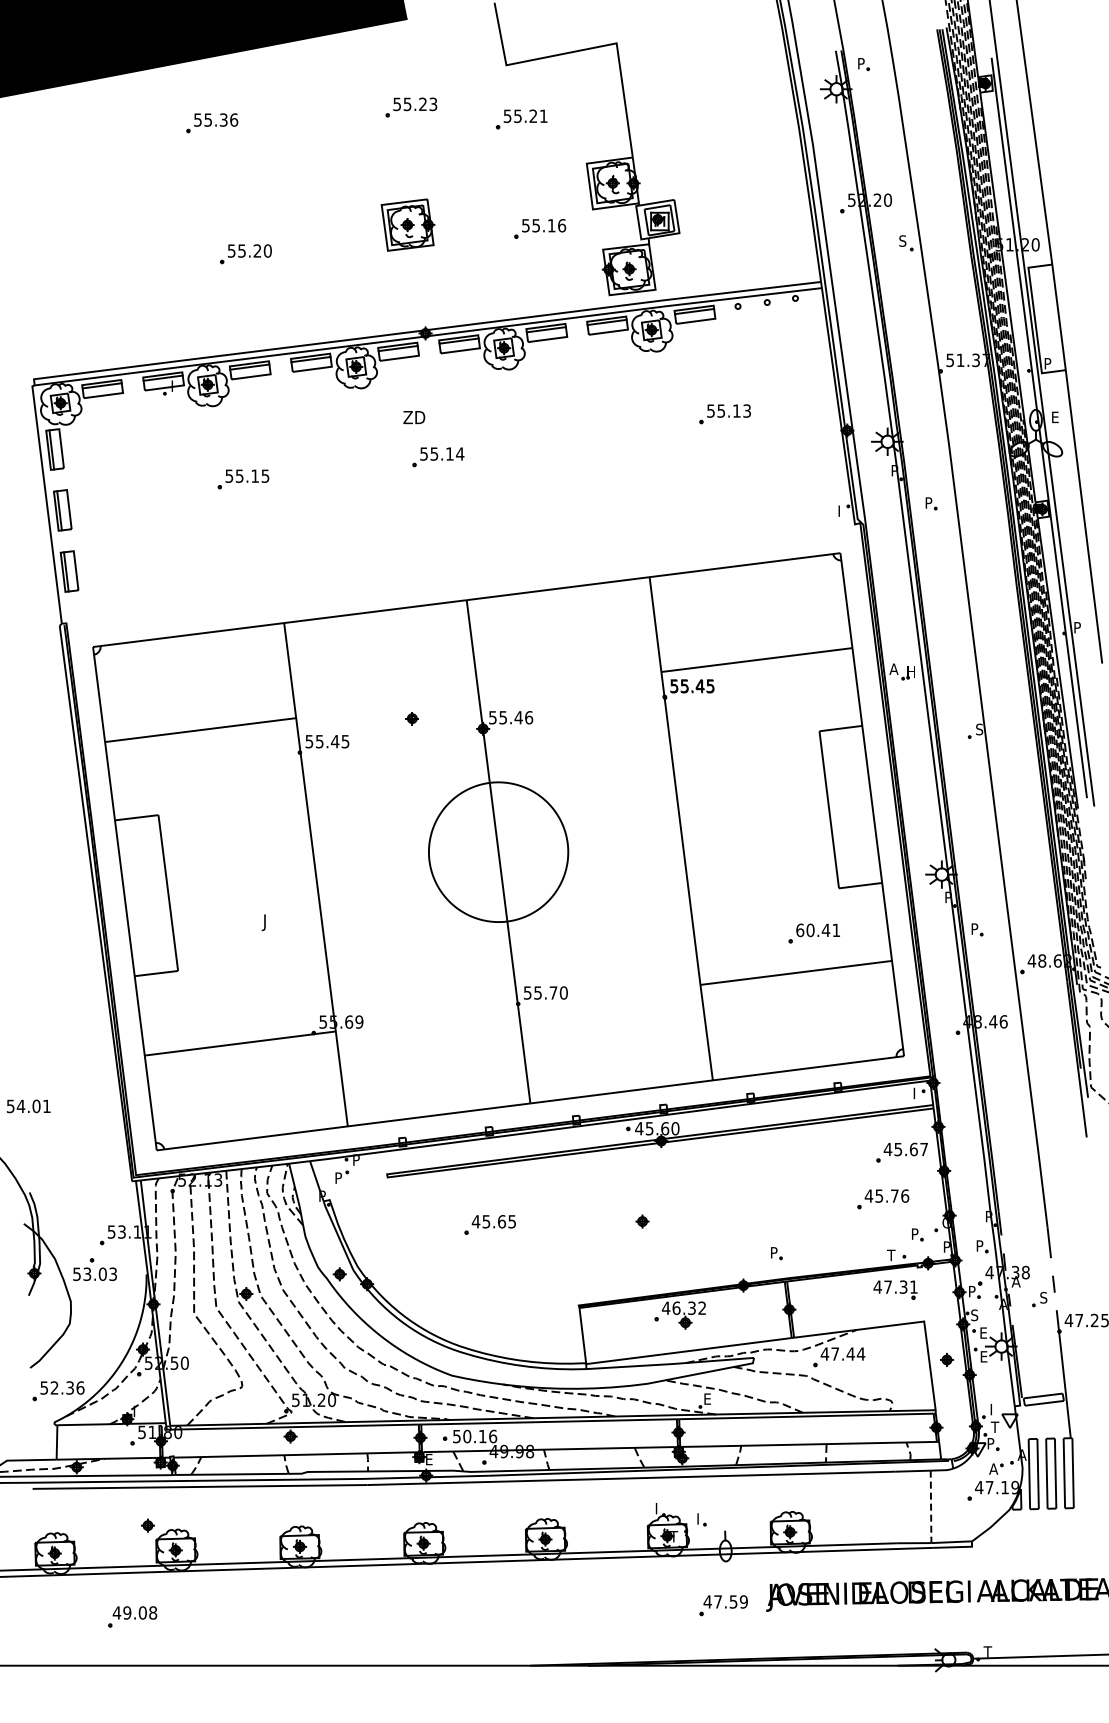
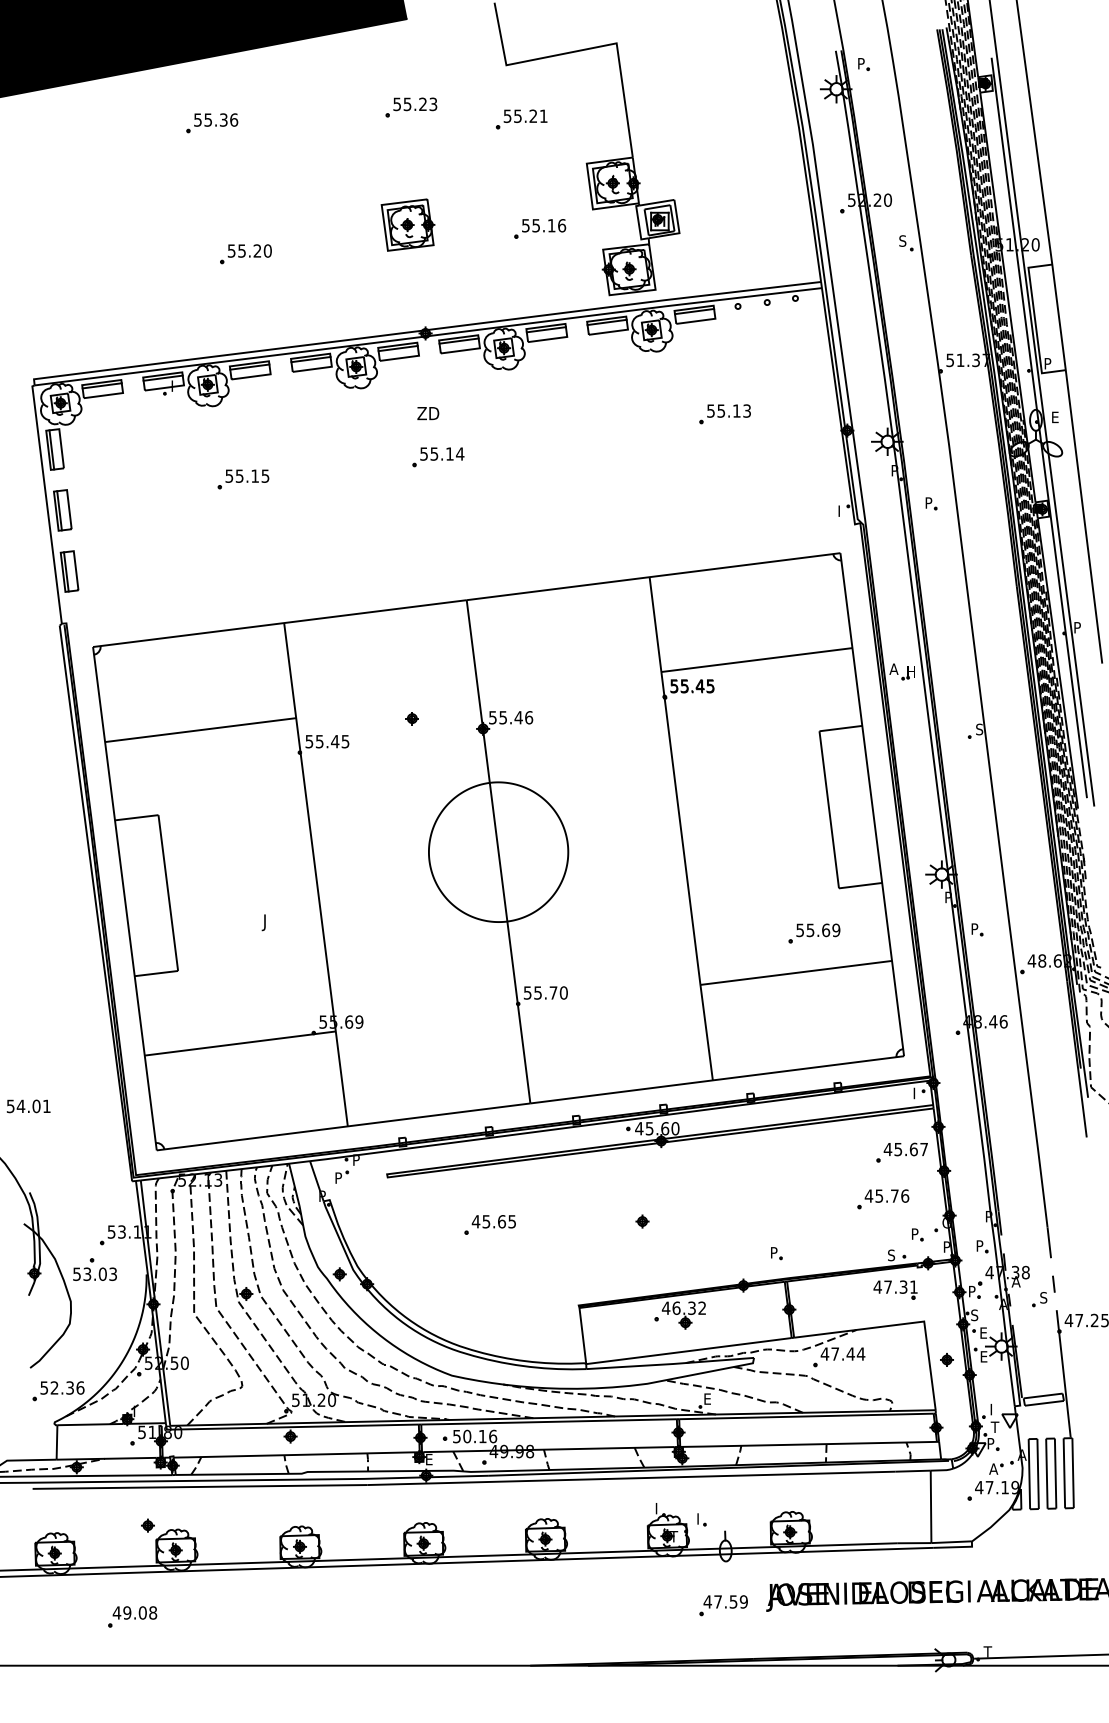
text position: (414, 417) -> (428, 413) (428, 413)
text: 60.41 -> 55.69 (818, 930)
text: T -> S (891, 1255)
line: dashed -> solid (931, 1507)
